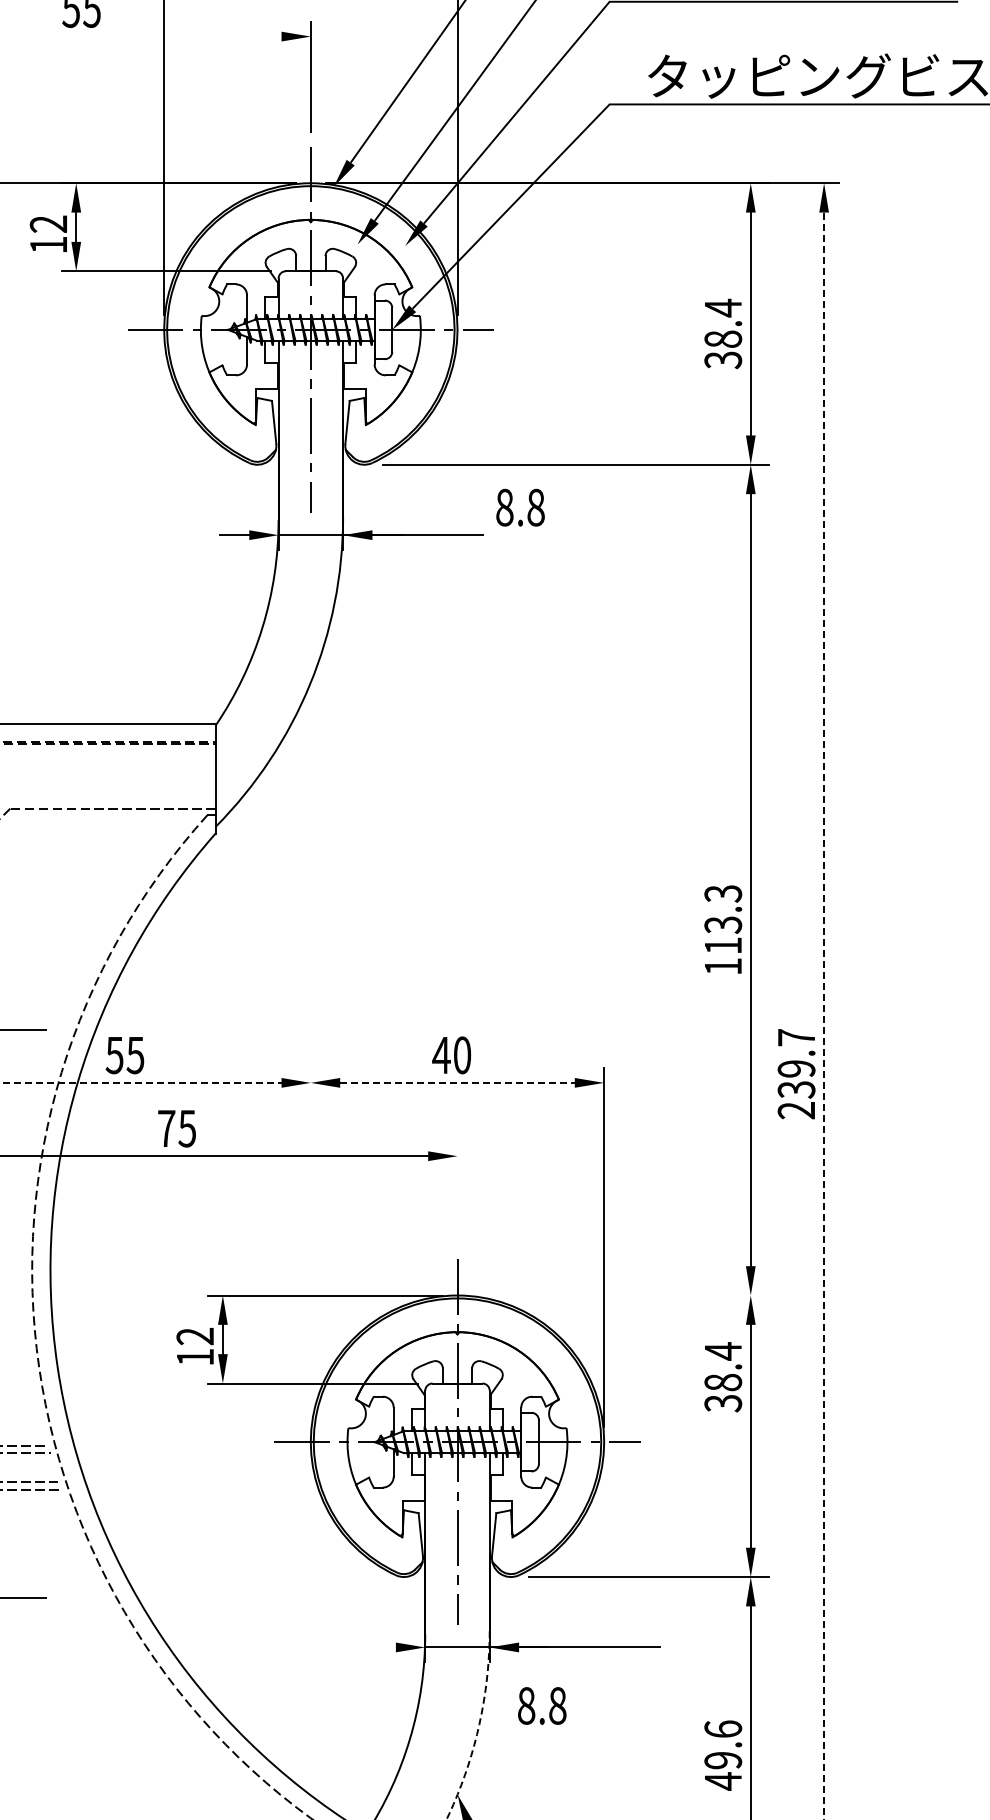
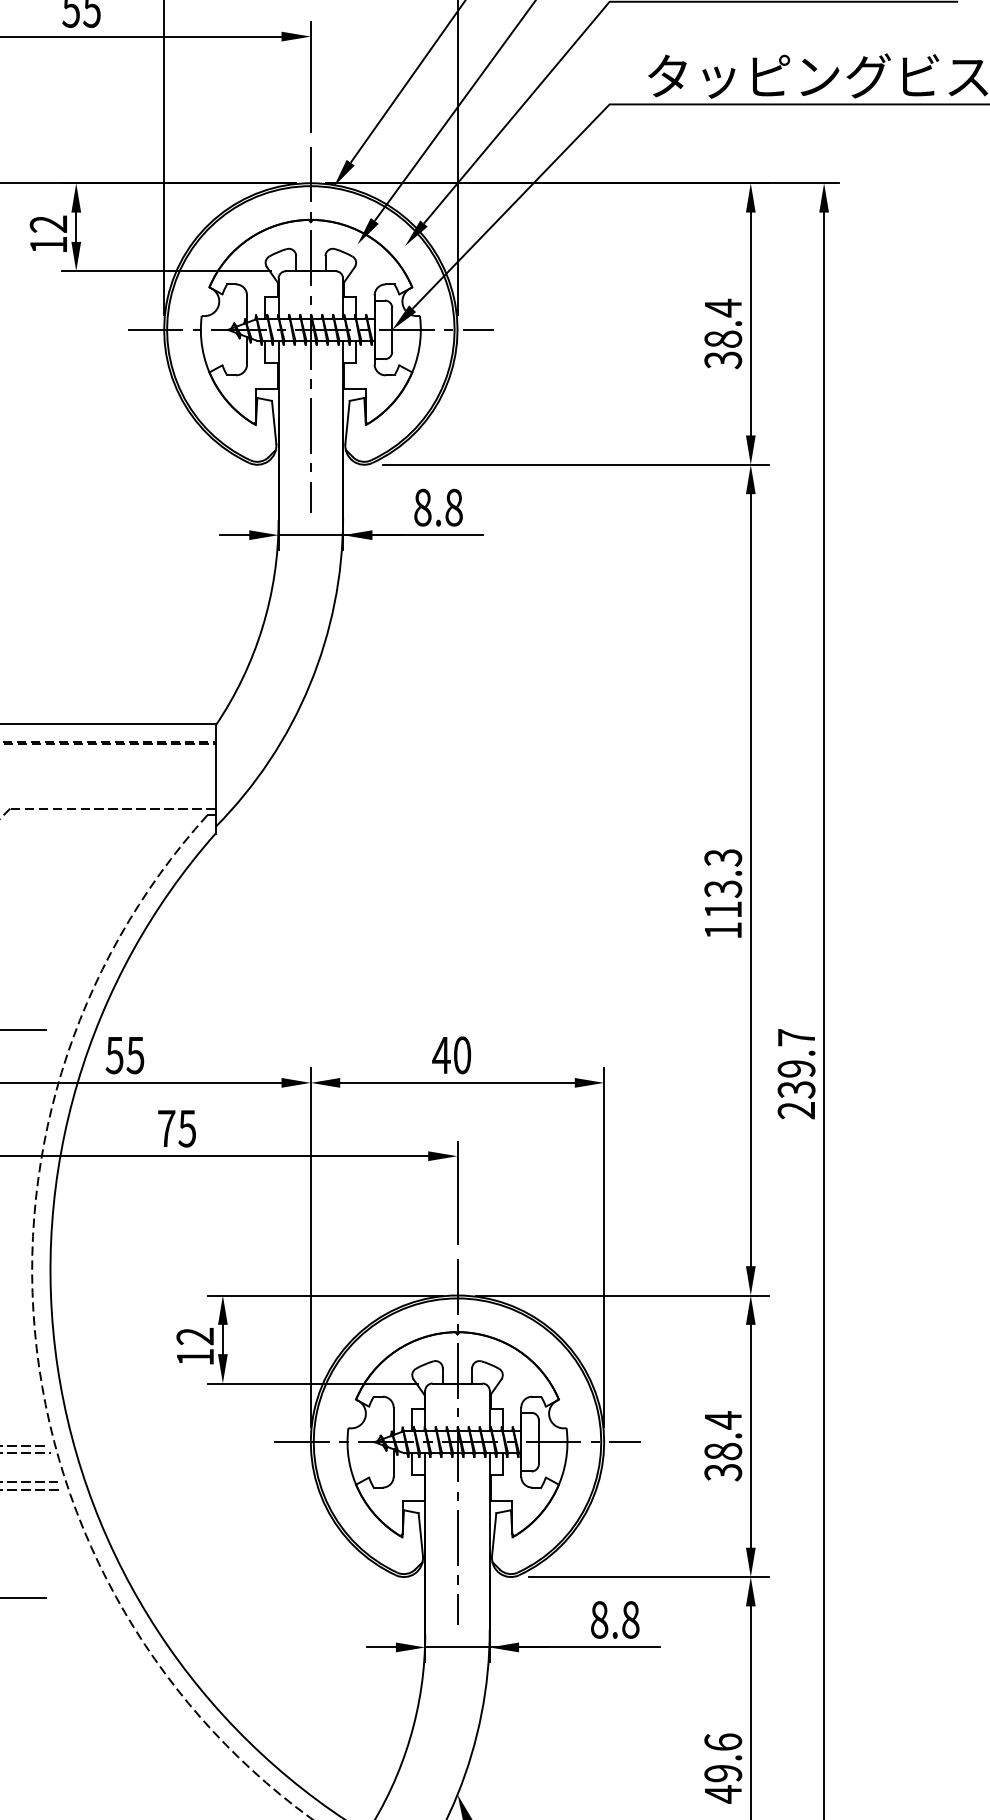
line: none -> present (141, 36)
text position: (520, 507) -> (438, 507) (438, 507)
text position: (723, 929) -> (723, 893) (723, 893)
line: dashed -> solid (824, 1016)
line: dashed -> solid (141, 1082)
line: dashed -> solid (458, 1082)
line: none -> present (457, 1192)
line: none -> present (310, 1247)
line: none -> present (622, 1295)
text position: (723, 1377) -> (723, 1446) (723, 1446)
line: none -> present (380, 1647)
text position: (542, 1705) -> (615, 1619) (615, 1619)
arc: dashed -> solid (478, 1728)
text position: (723, 1755) -> (723, 1768) (723, 1768)
